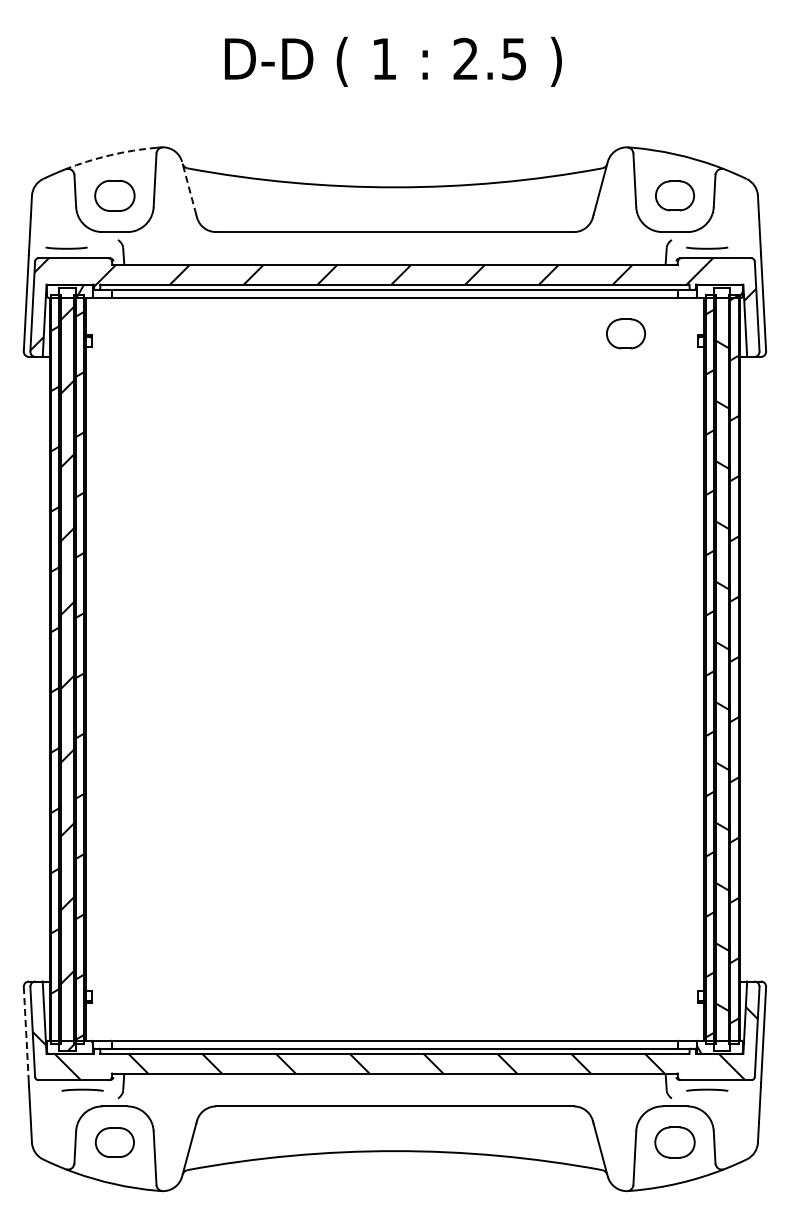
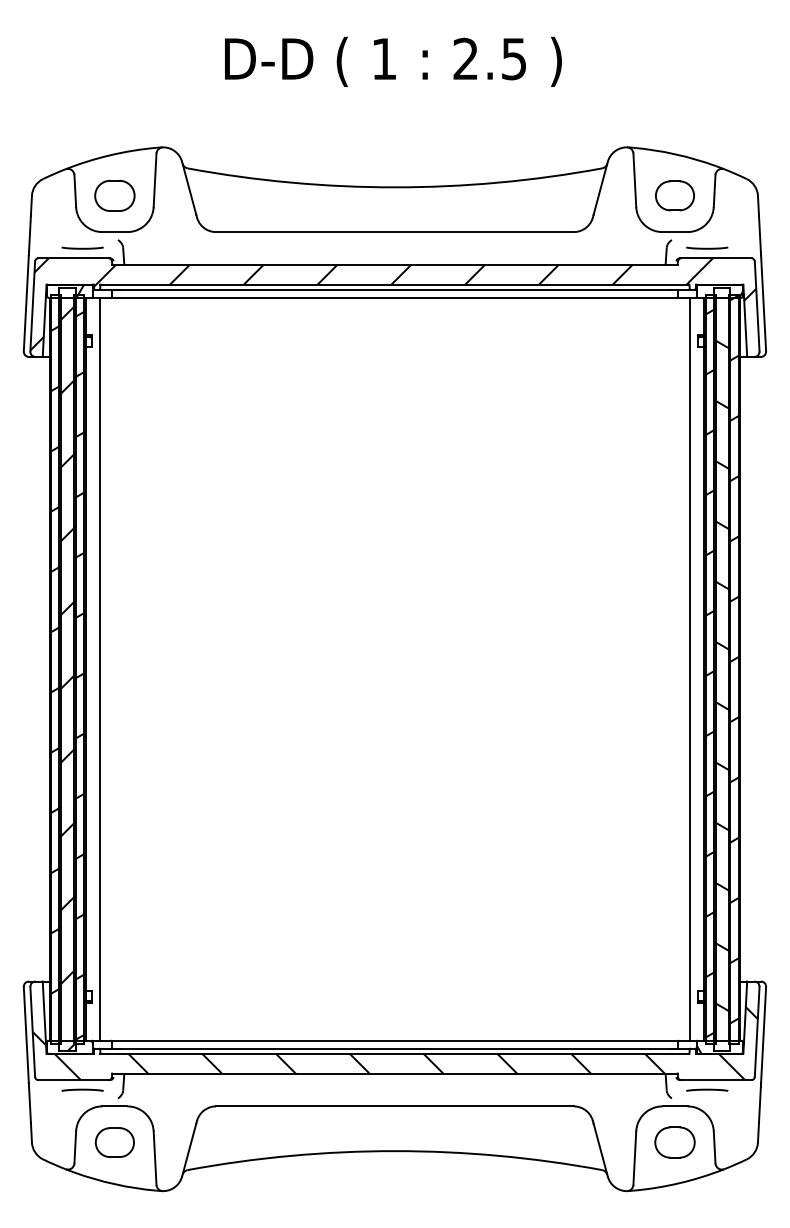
arc: dashed -> solid (110, 155)
line: dashed -> solid (189, 187)
line position: (66, 247) -> (82, 247) (82, 247)
part: present -> none (625, 333)
line: none -> present (99, 668)
line: none -> present (690, 668)
line: dashed -> solid (26, 1035)
